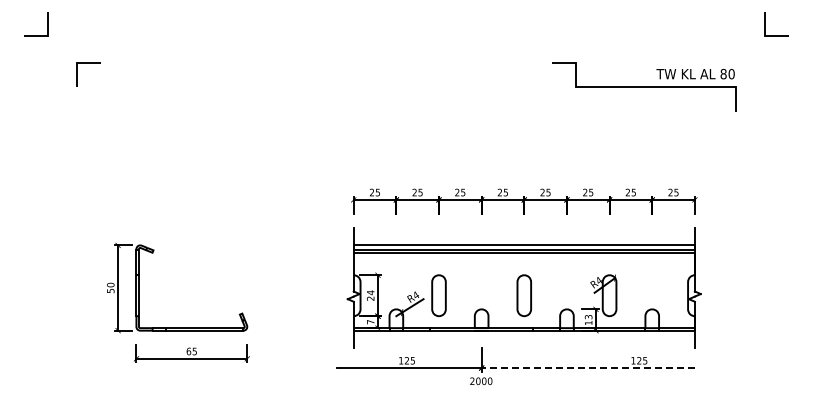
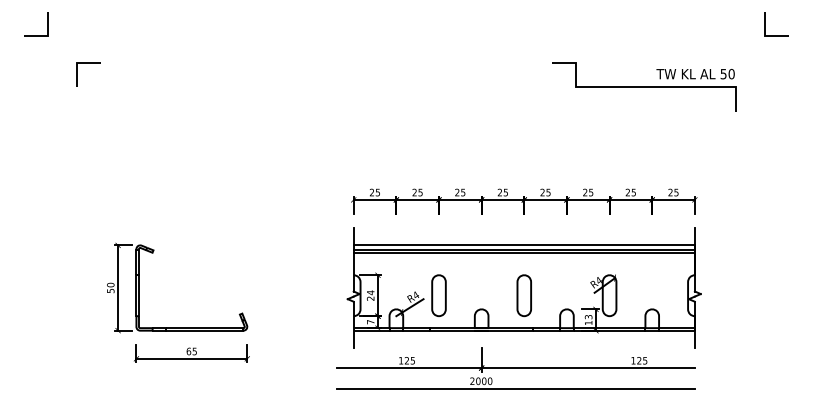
text: 80 -> 50 (723, 73)
line: dashed -> solid (588, 368)
line: none -> present (515, 388)
